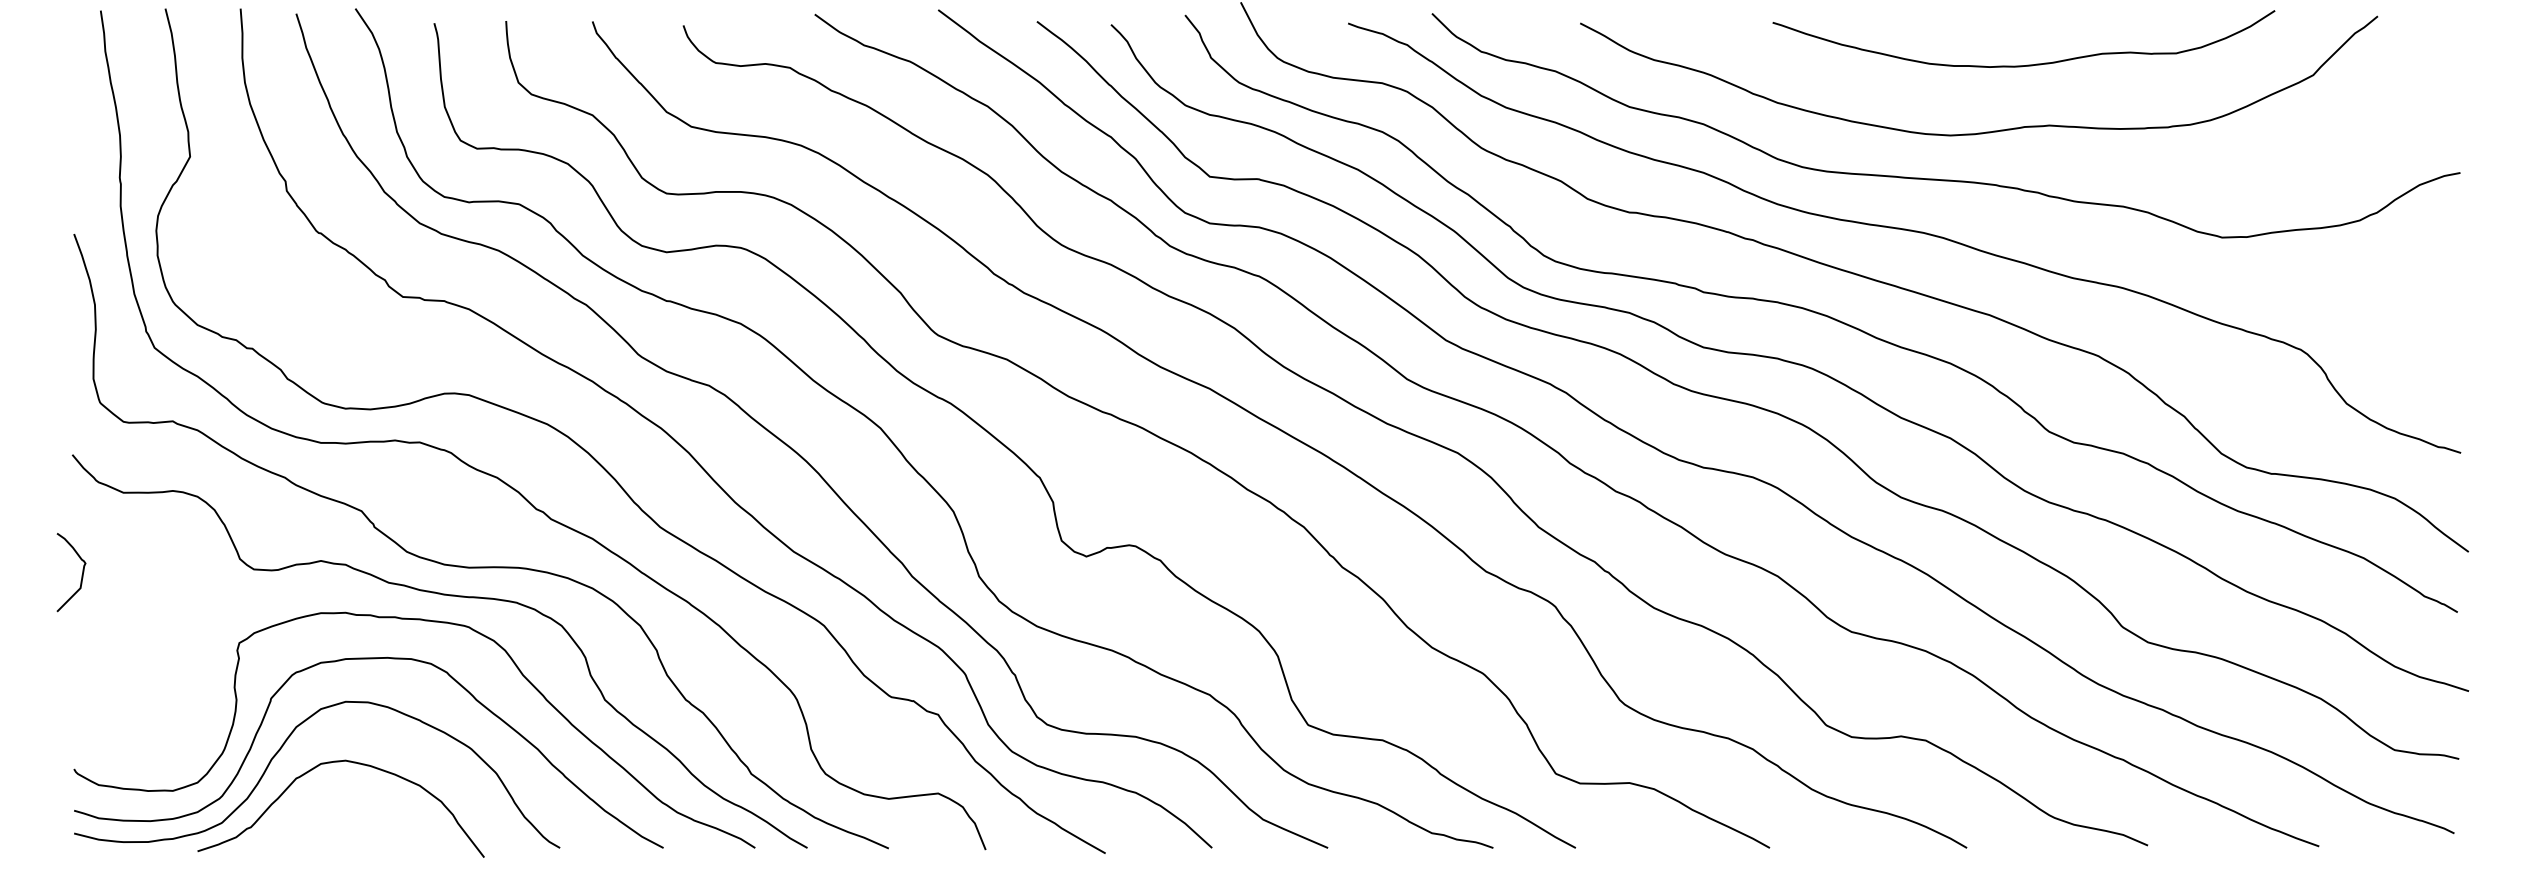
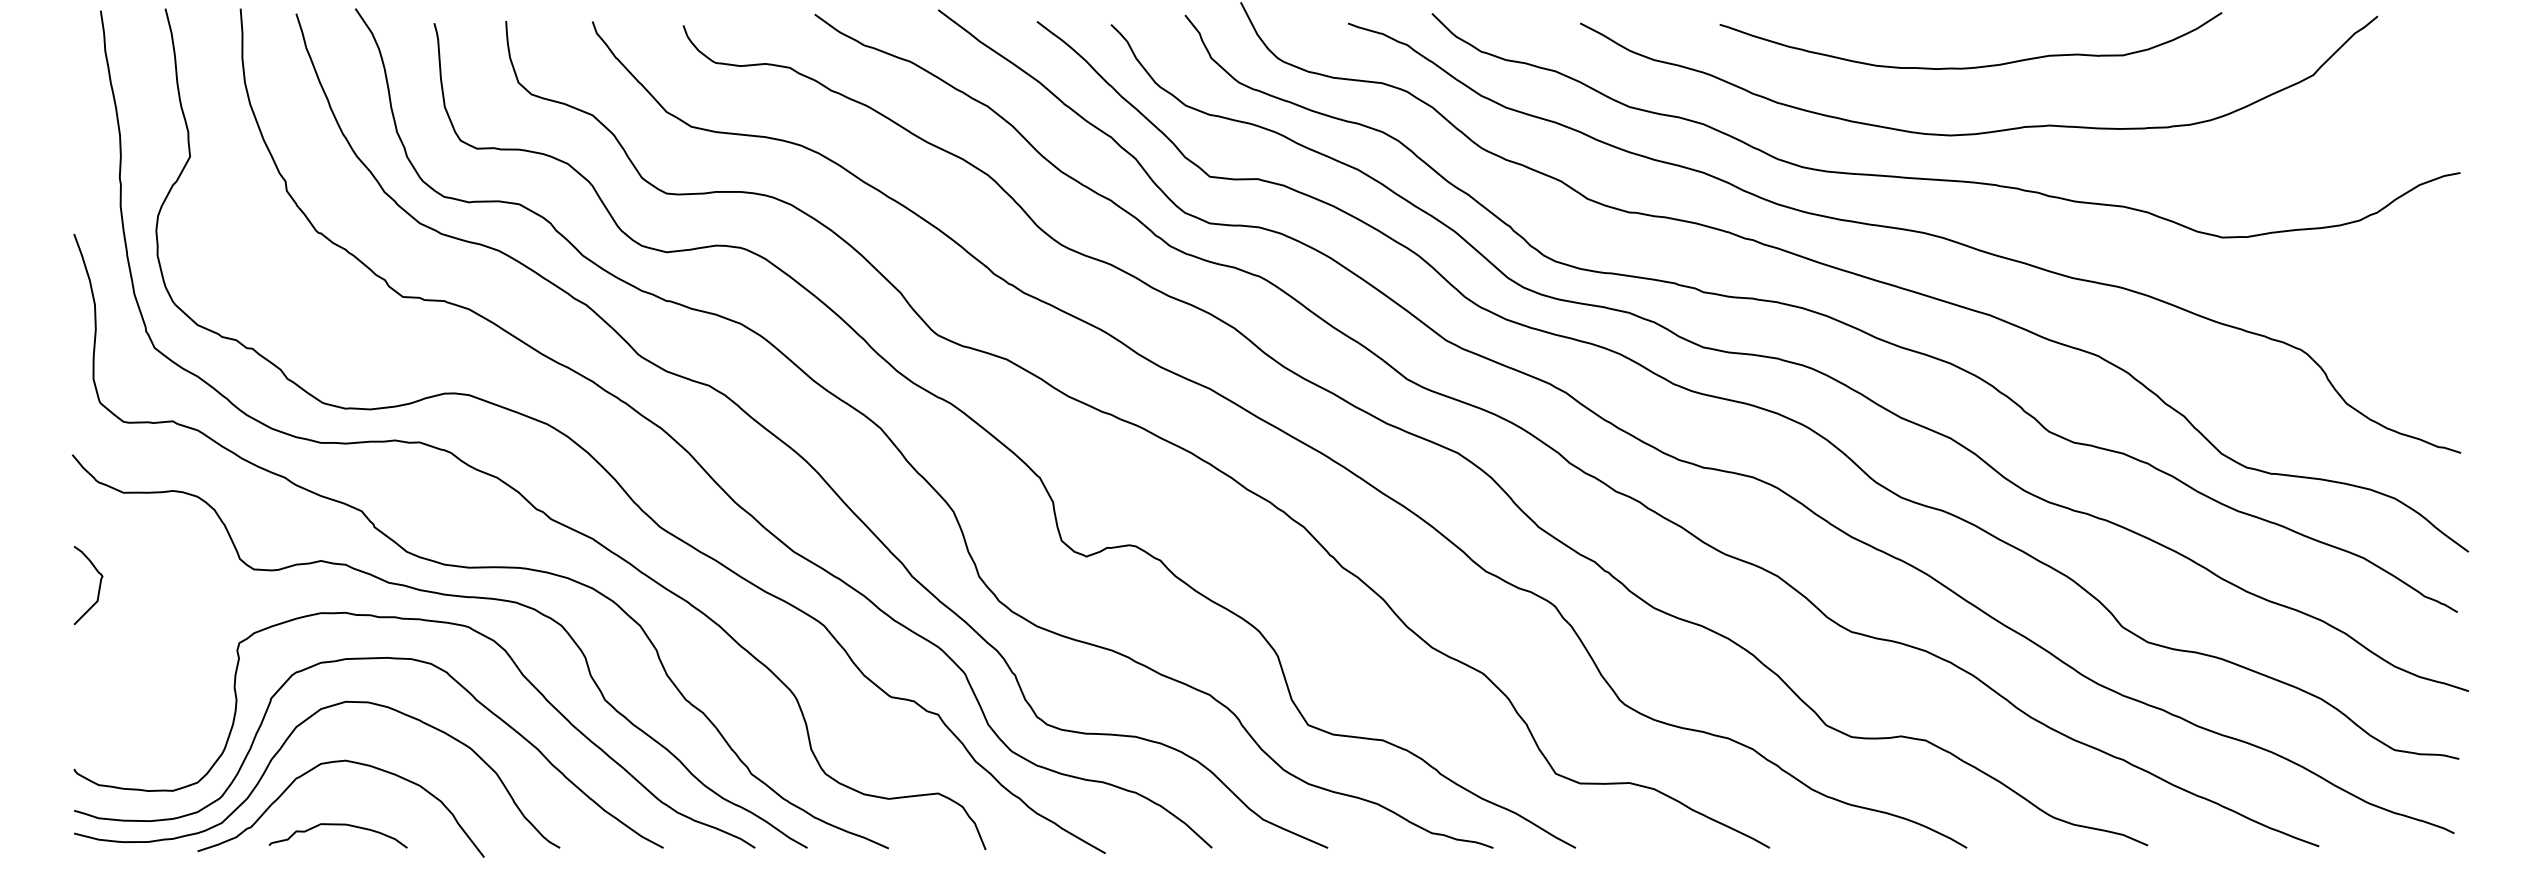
curve position: (2027, 64) -> (1974, 66) (1974, 66)
curve position: (81, 575) -> (98, 588) (98, 588)
curve: none -> present (337, 825)
